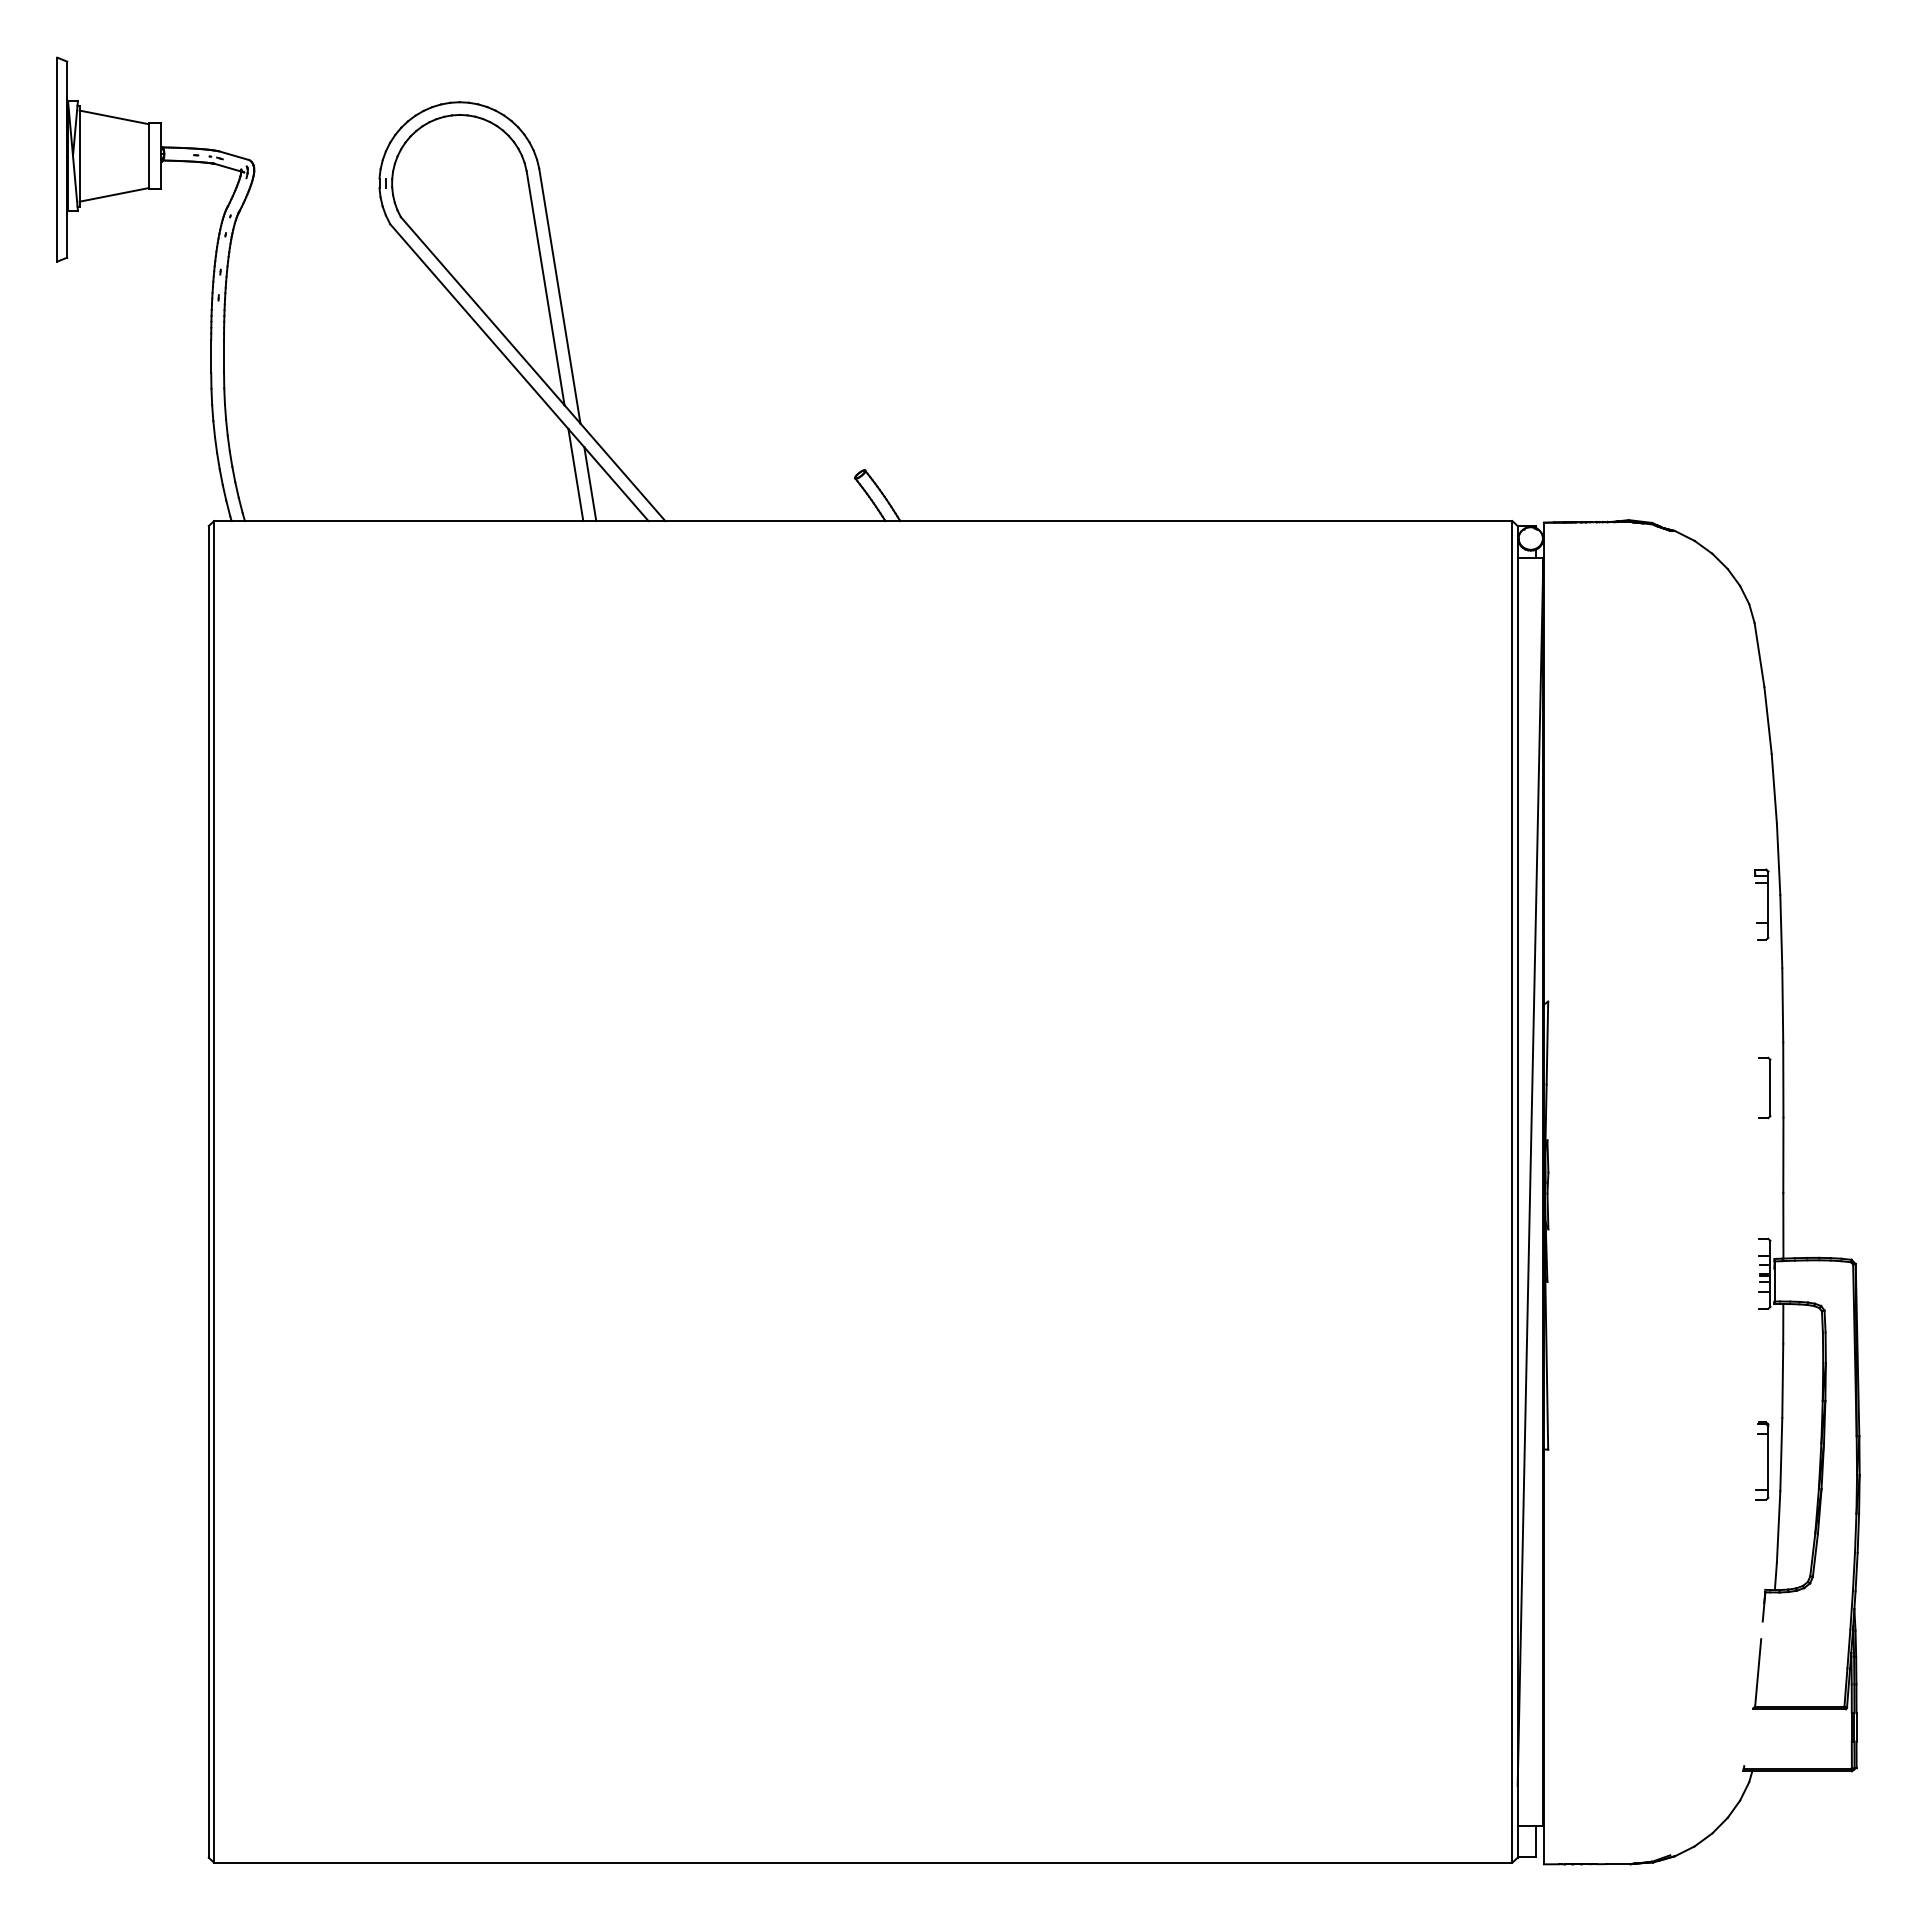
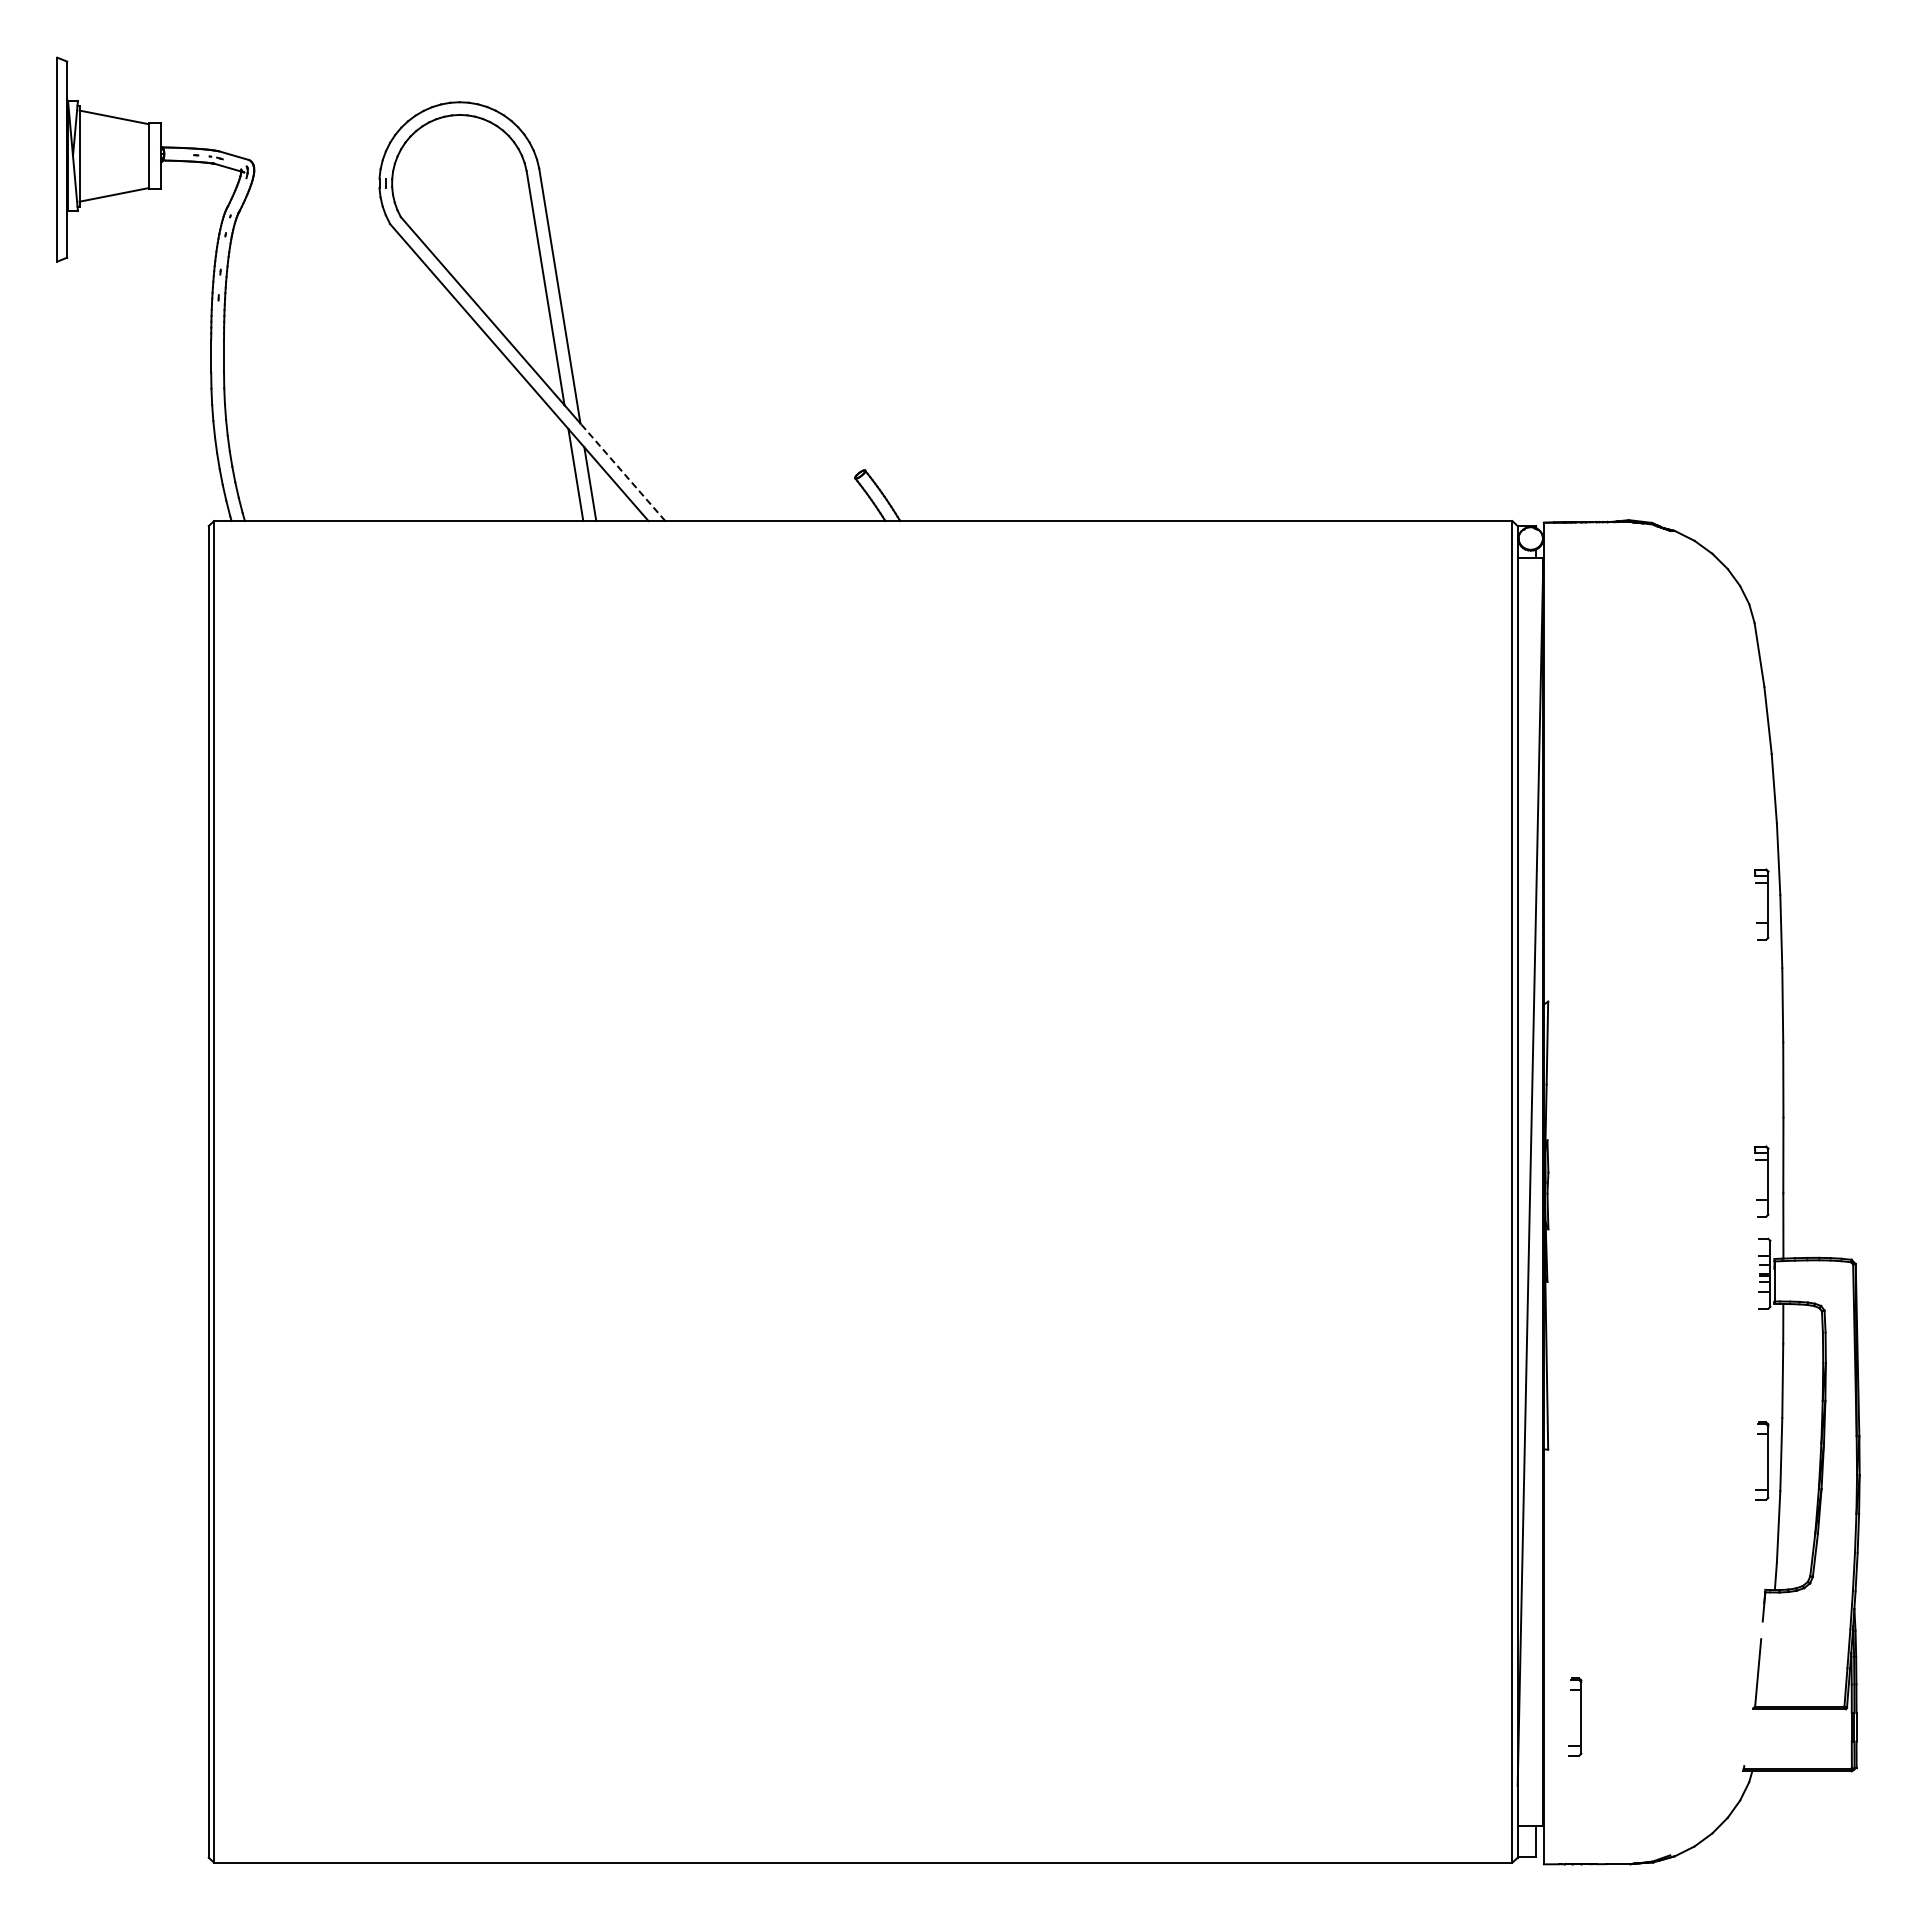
line: solid -> dashed (622, 472)
part: present -> none (1764, 1087)
part: none -> present (1761, 1181)
part: none -> present (1575, 1716)
